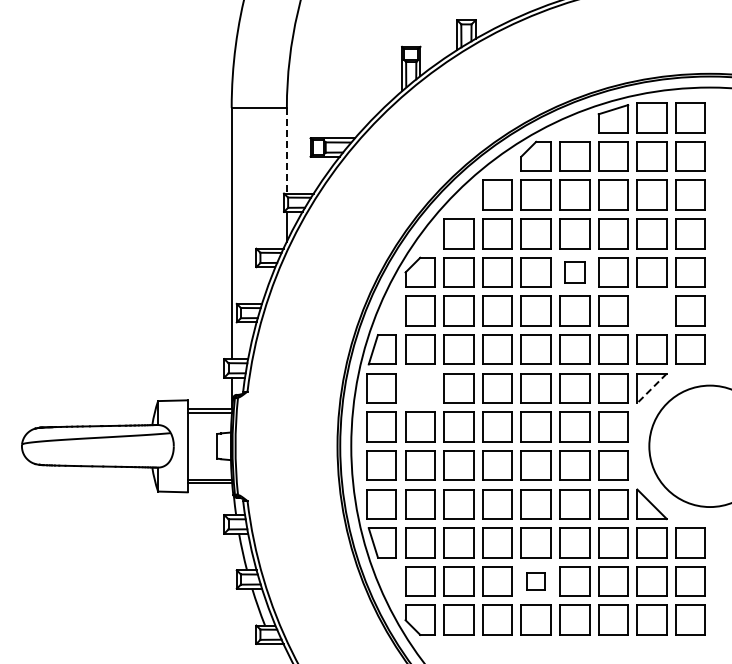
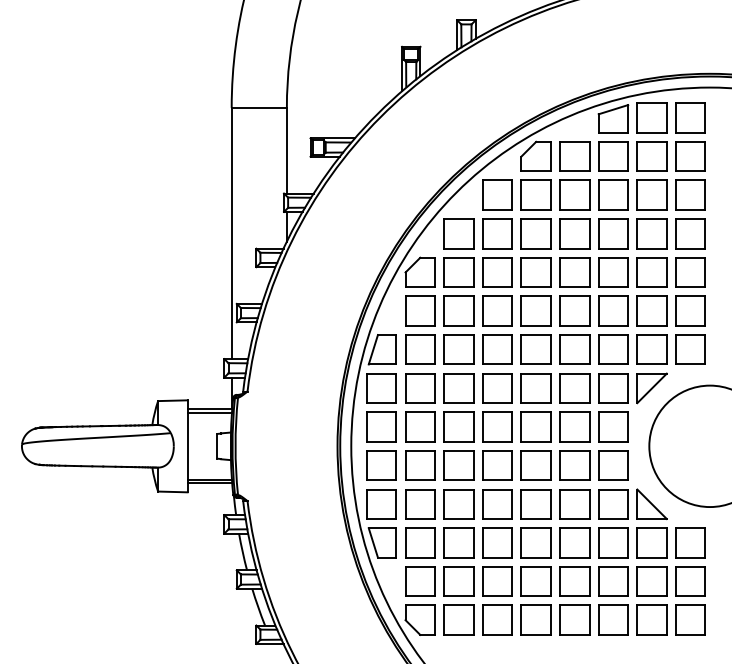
line: dashed -> solid (286, 150)
part size: 22x23 px -> 32x31 px (574, 272)
part: none -> present (651, 310)
part: none -> present (420, 388)
line: dashed -> solid (652, 388)
part size: 20x19 px -> 32x31 px (535, 581)
